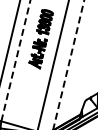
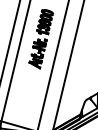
line: dashed -> solid (16, 60)
line: dashed -> solid (68, 64)
